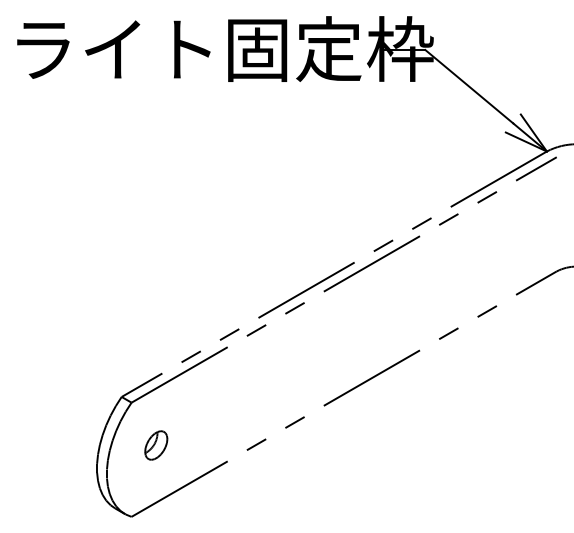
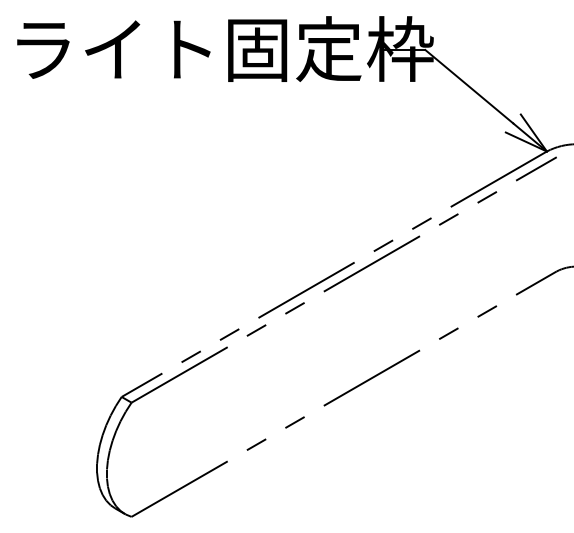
part: present -> none (156, 445)
